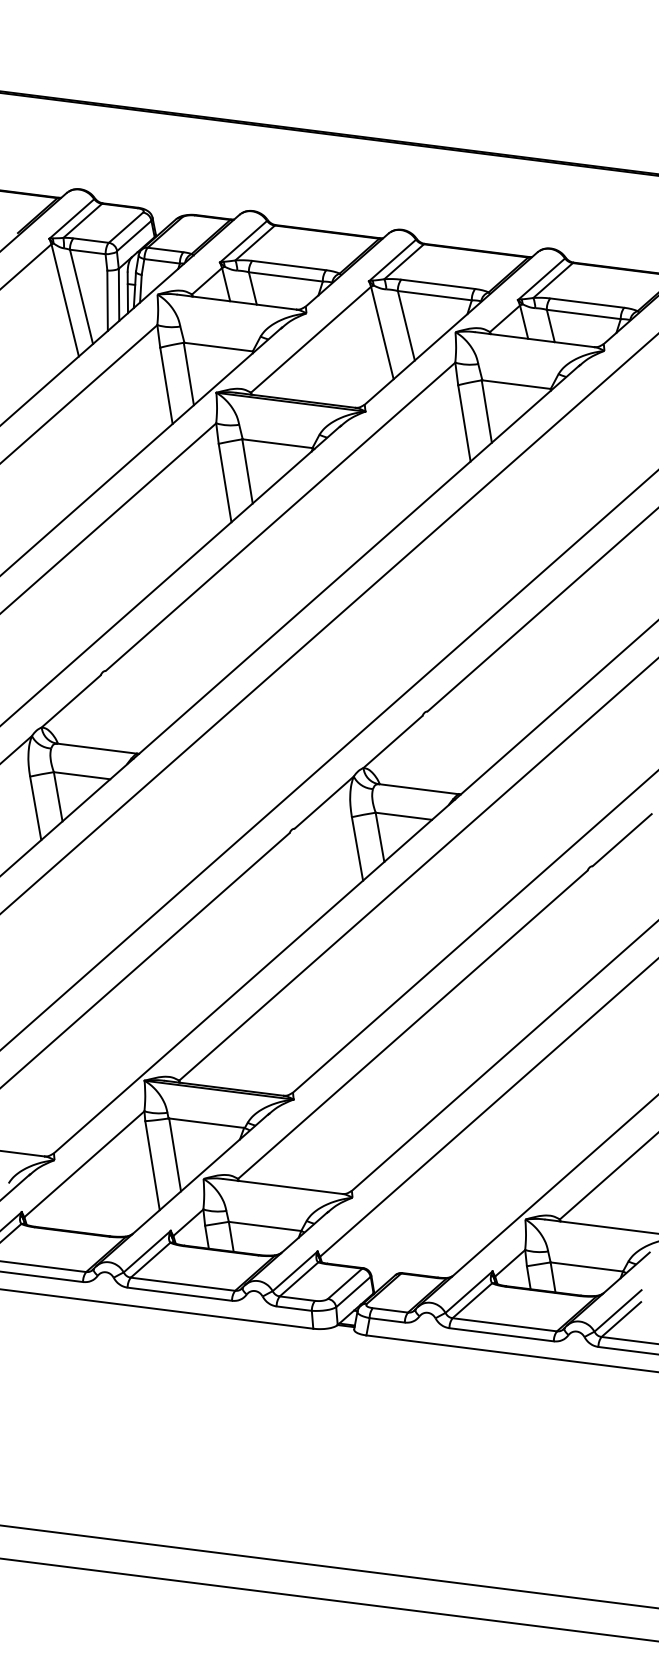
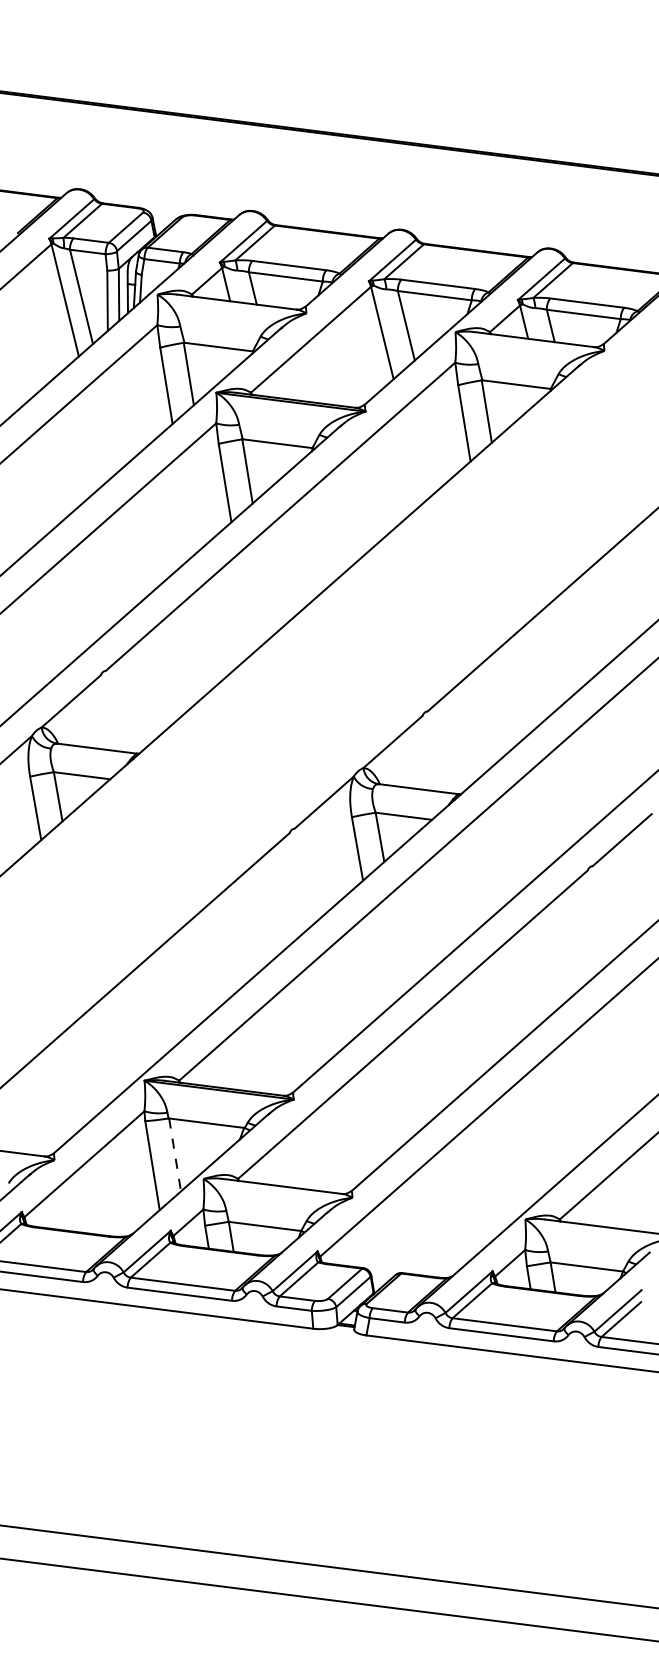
line: present -> none (328, 624)
line: present -> none (328, 760)
line: solid -> dashed (175, 1154)
